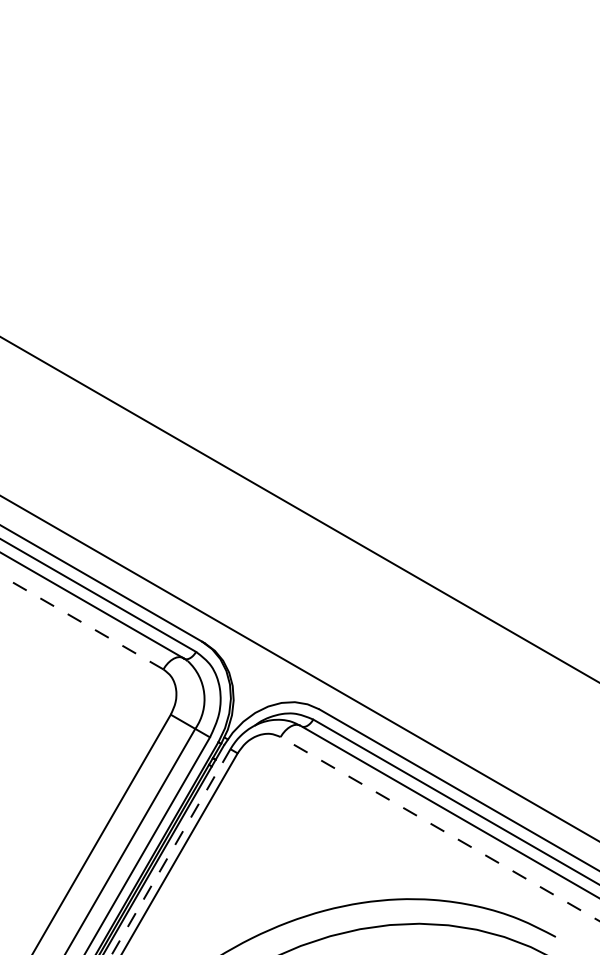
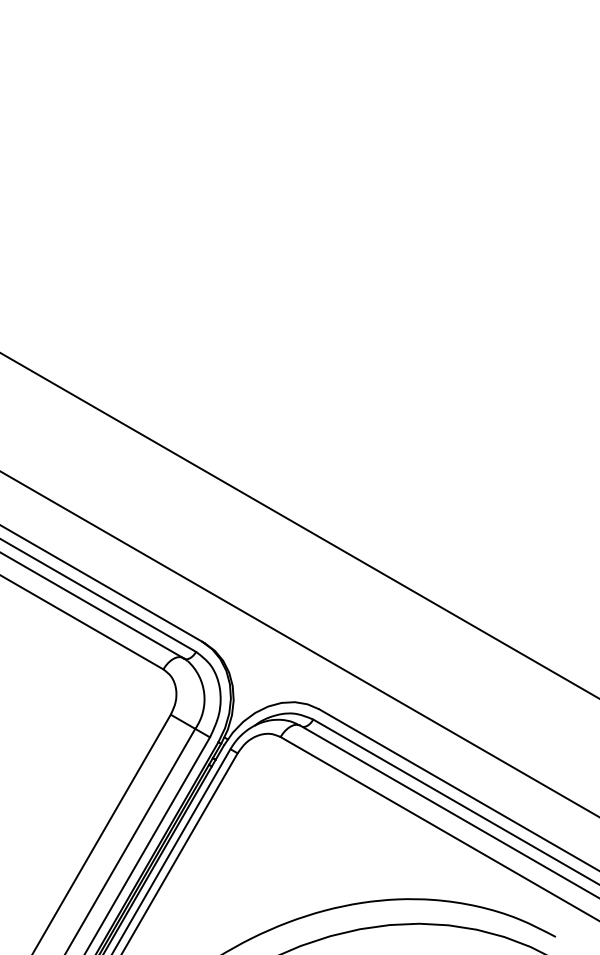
line position: (299, 509) -> (299, 525) (299, 525)
line: dashed -> solid (82, 622)
line position: (299, 667) -> (299, 643) (299, 643)
line: dashed -> solid (439, 828)
line: dashed -> solid (170, 852)
